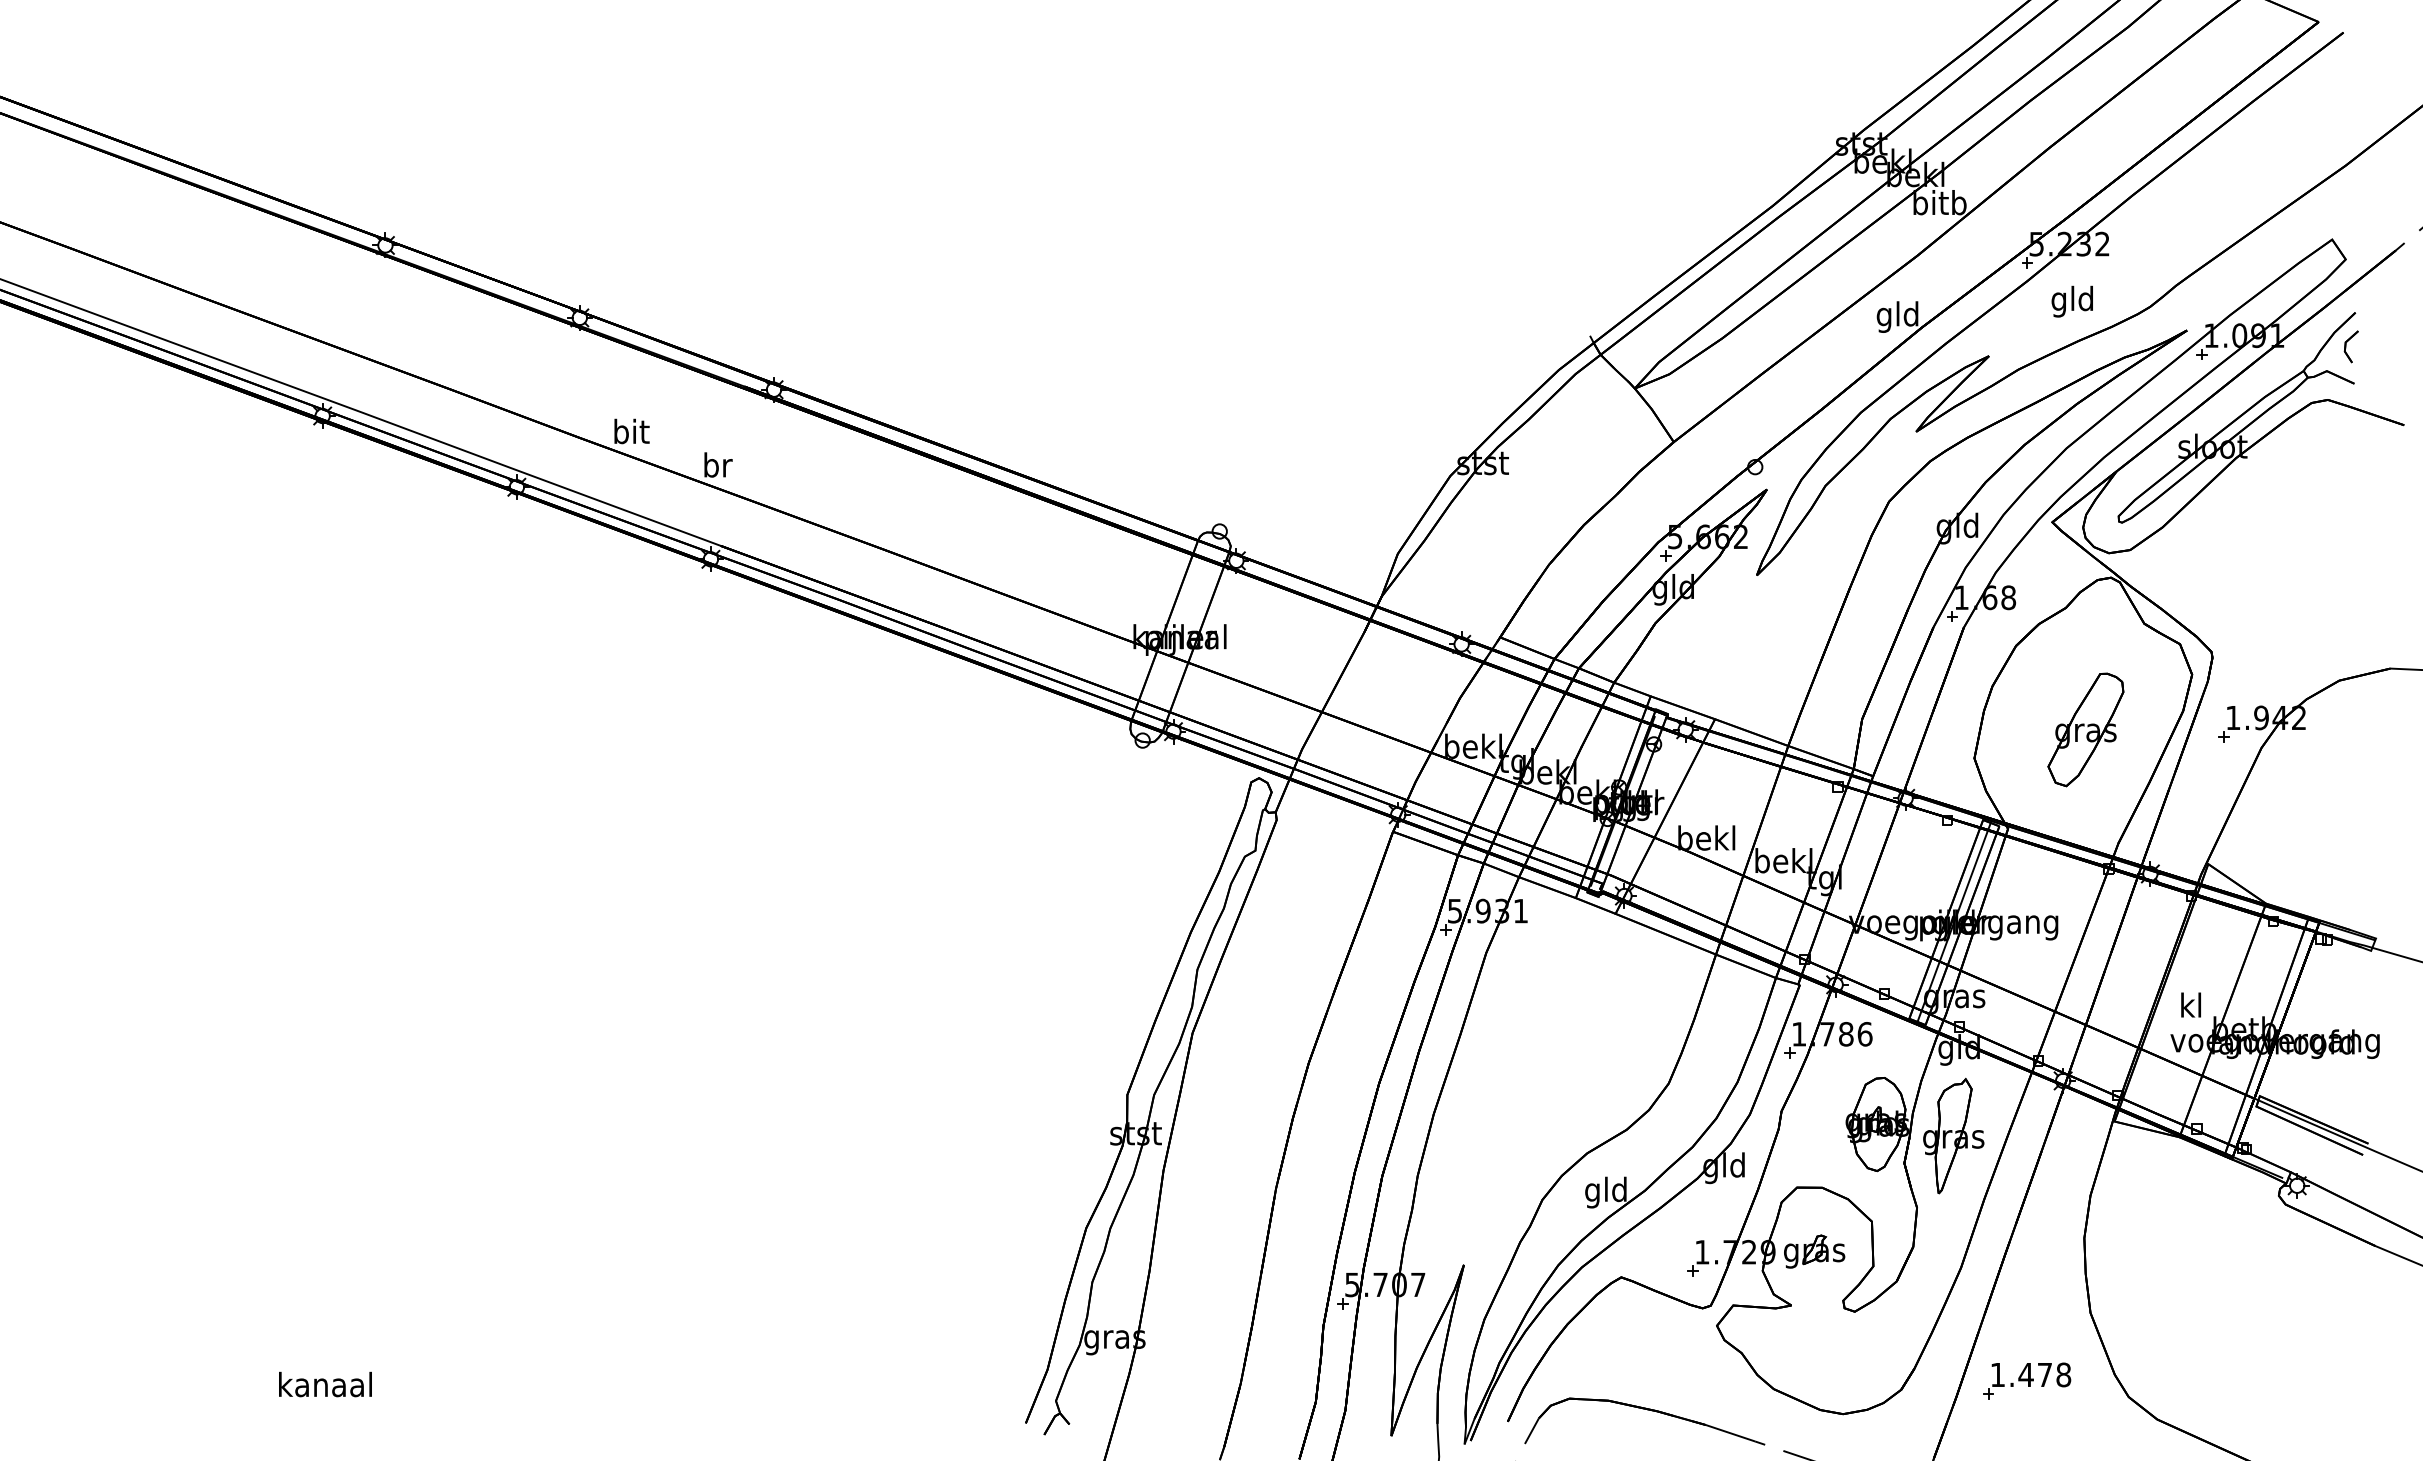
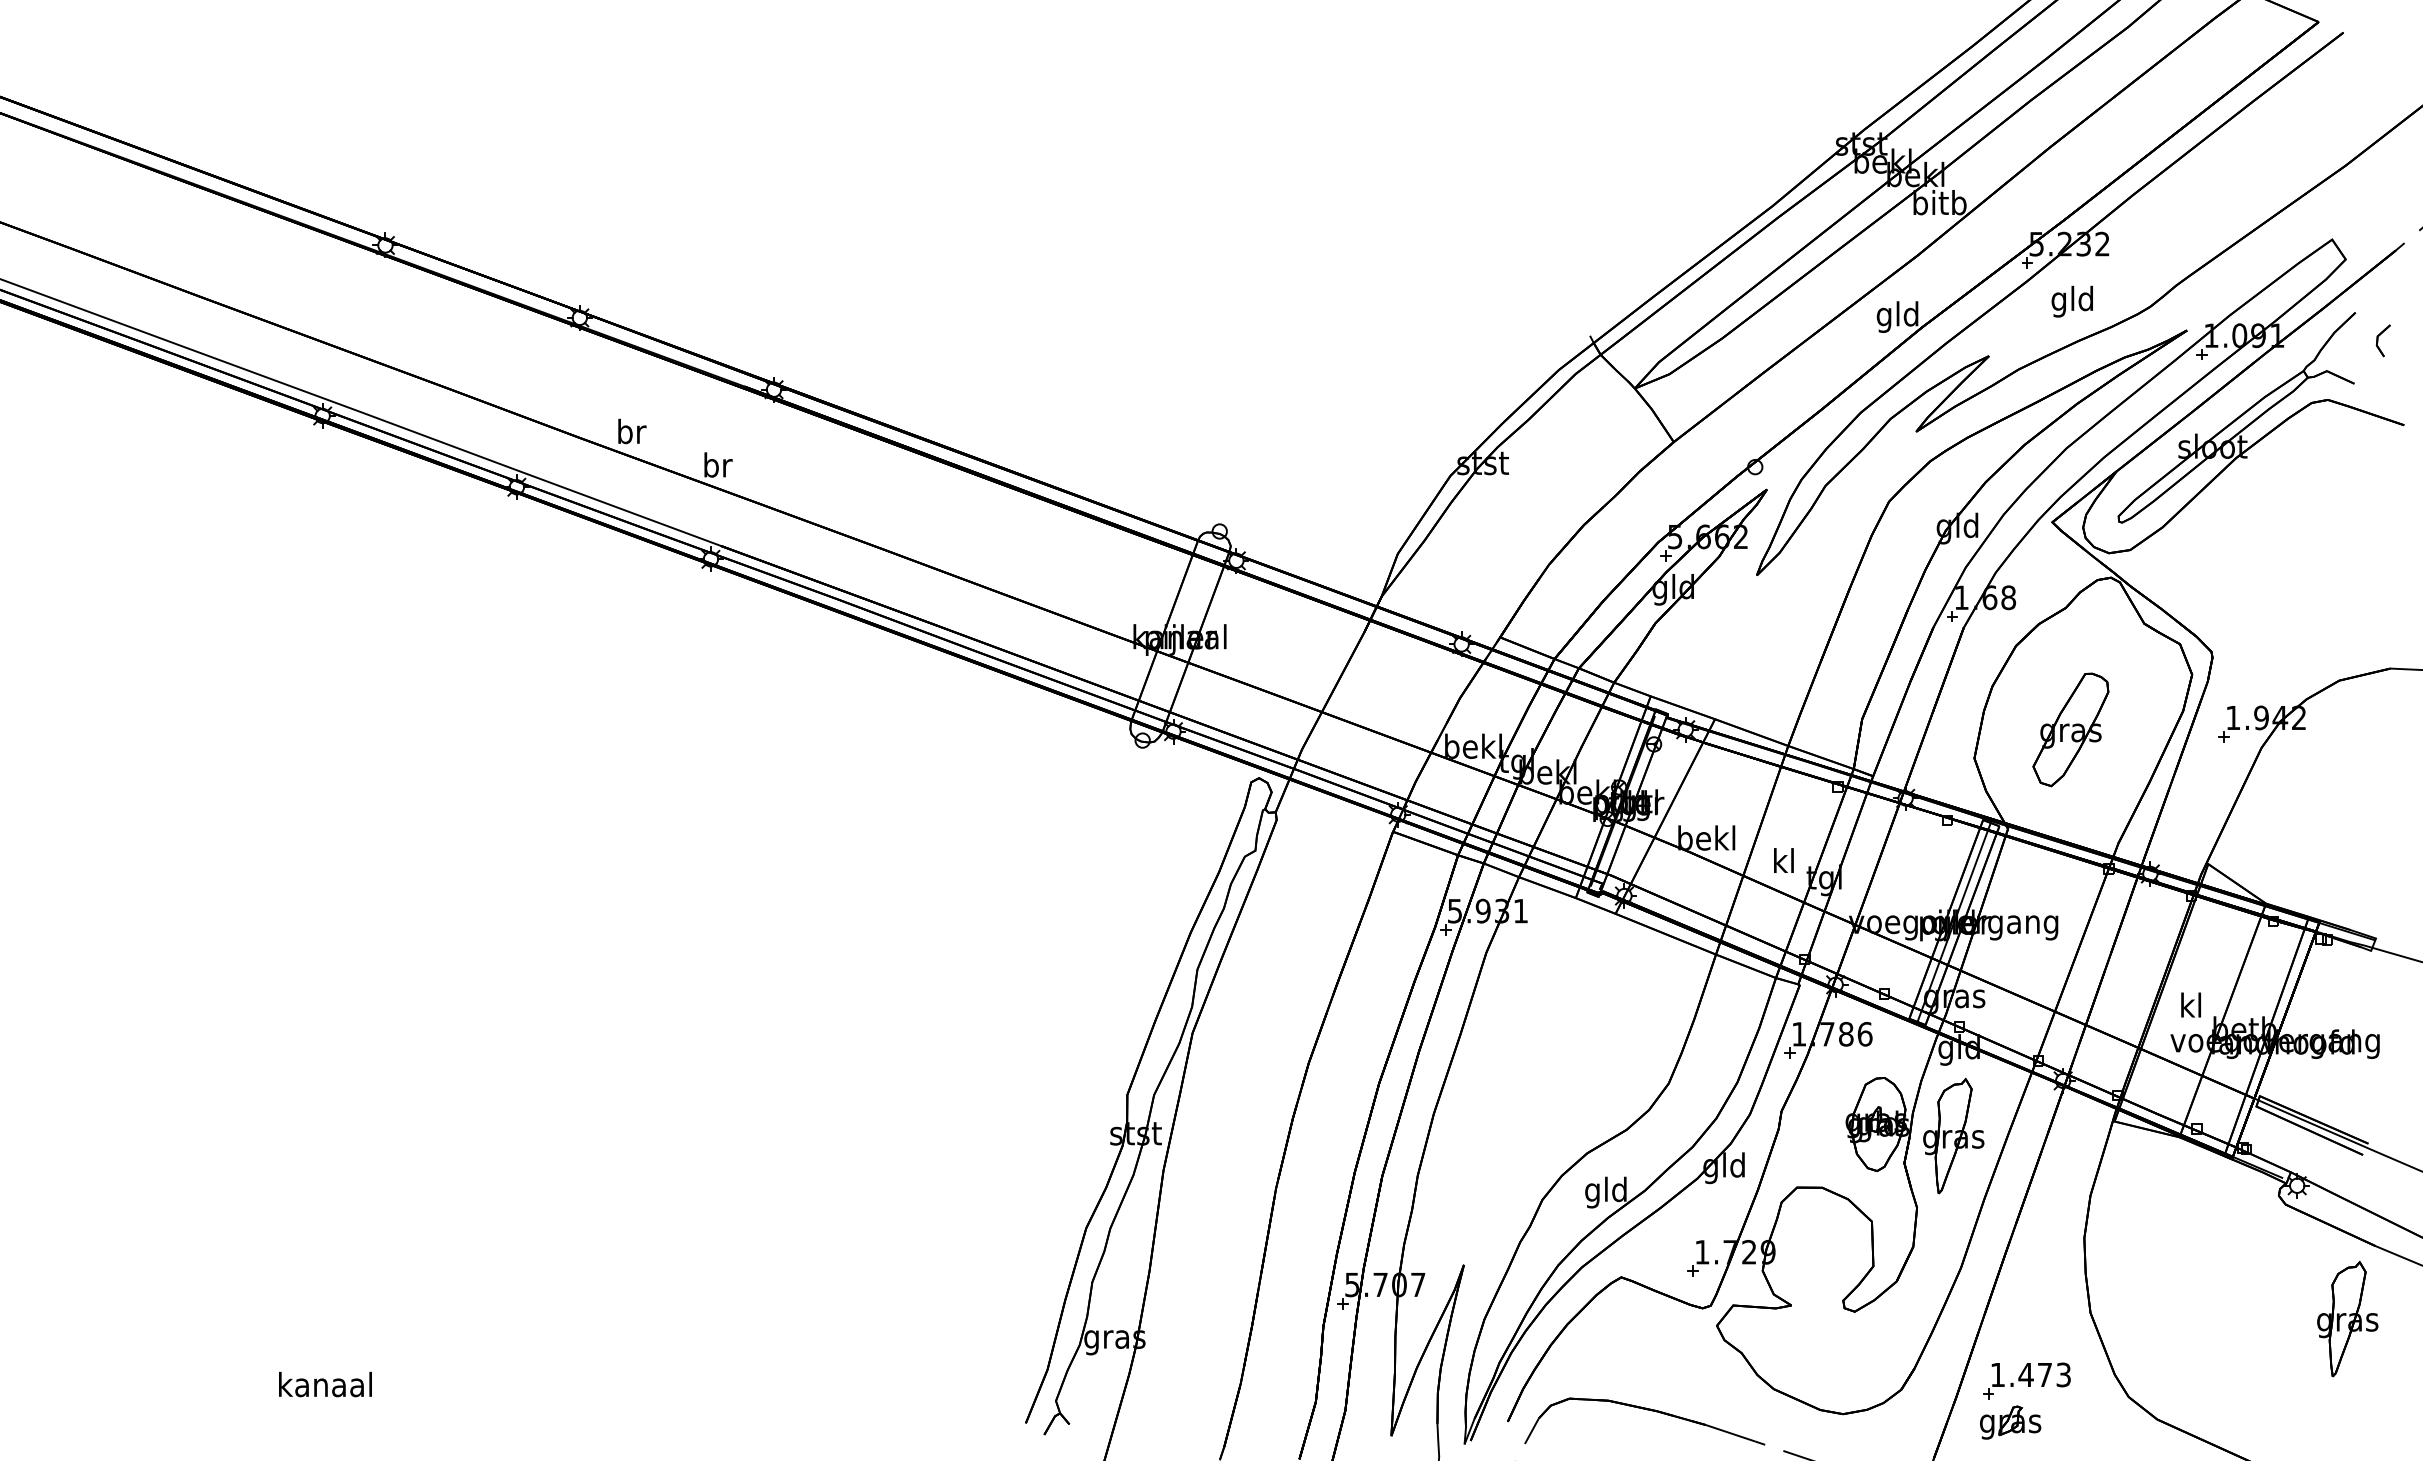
part position: (2350, 346) -> (2382, 340) (2382, 340)
text: bit -> br (631, 431)
part position: (2085, 729) -> (2070, 729) (2070, 729)
text: bekl -> kl (1783, 860)
part position: (1814, 1251) -> (2010, 1422) (2010, 1422)
part: none -> present (2347, 1318)
text: 1.478 -> 1.473 (2063, 1374)
